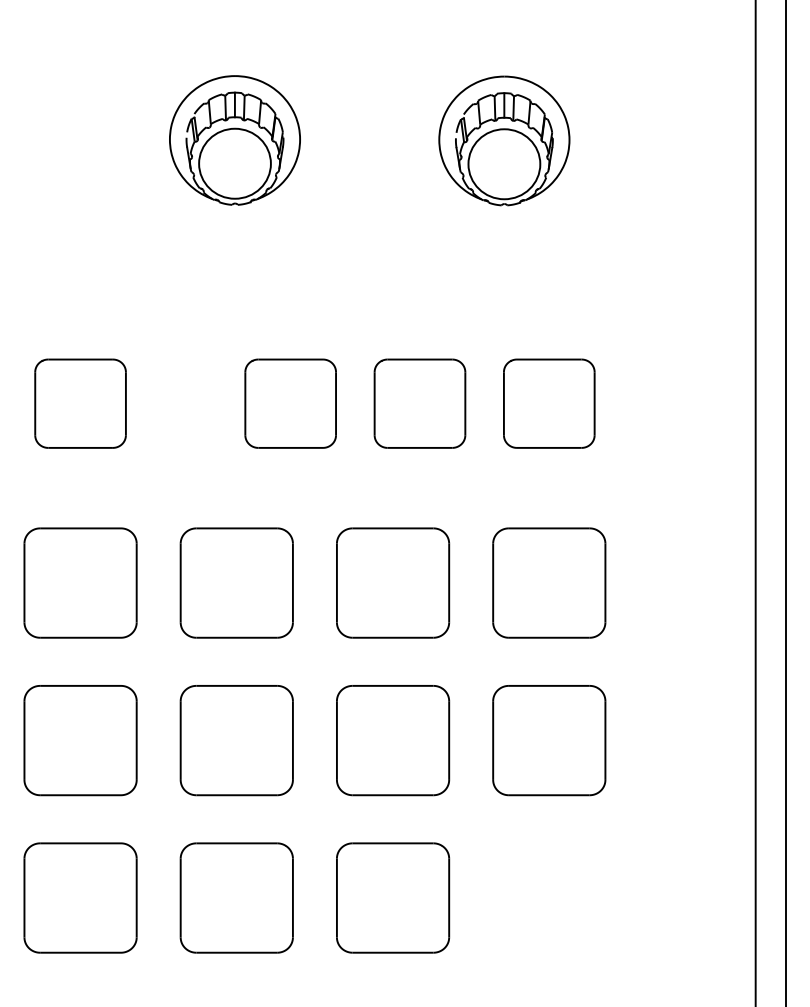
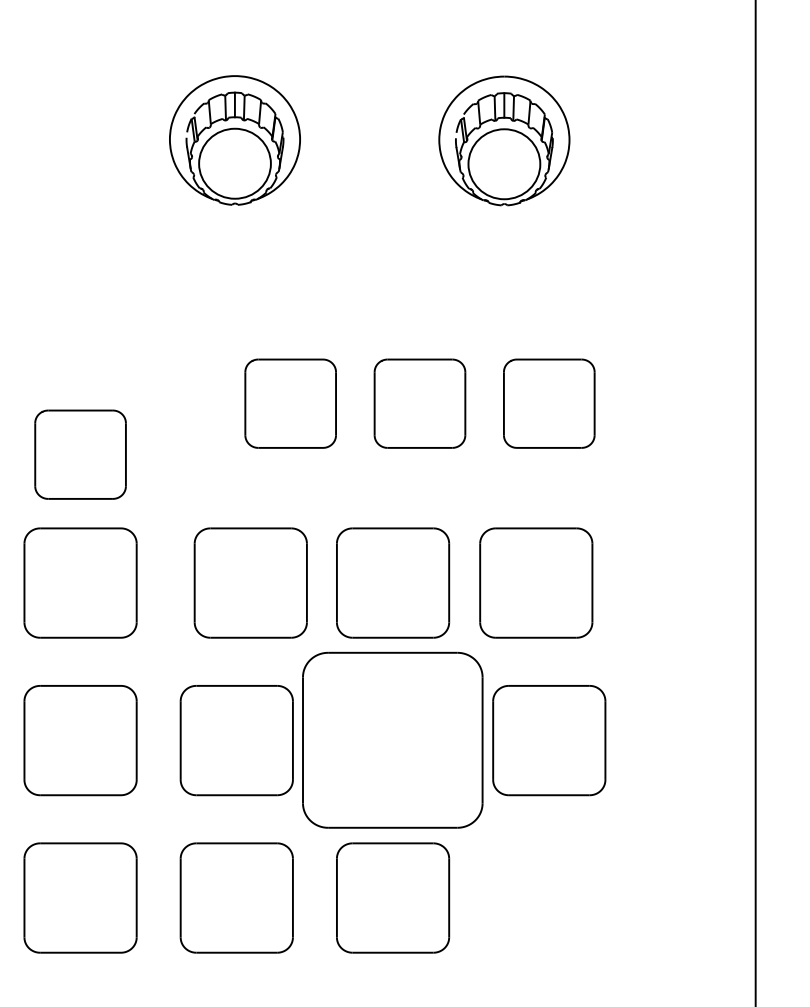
part position: (80, 403) -> (80, 454) (80, 454)
line: present -> none (785, 502)
part position: (236, 582) -> (250, 582) (250, 582)
part position: (549, 582) -> (536, 582) (536, 582)
part size: 115x112 px -> 182x178 px (392, 739)
